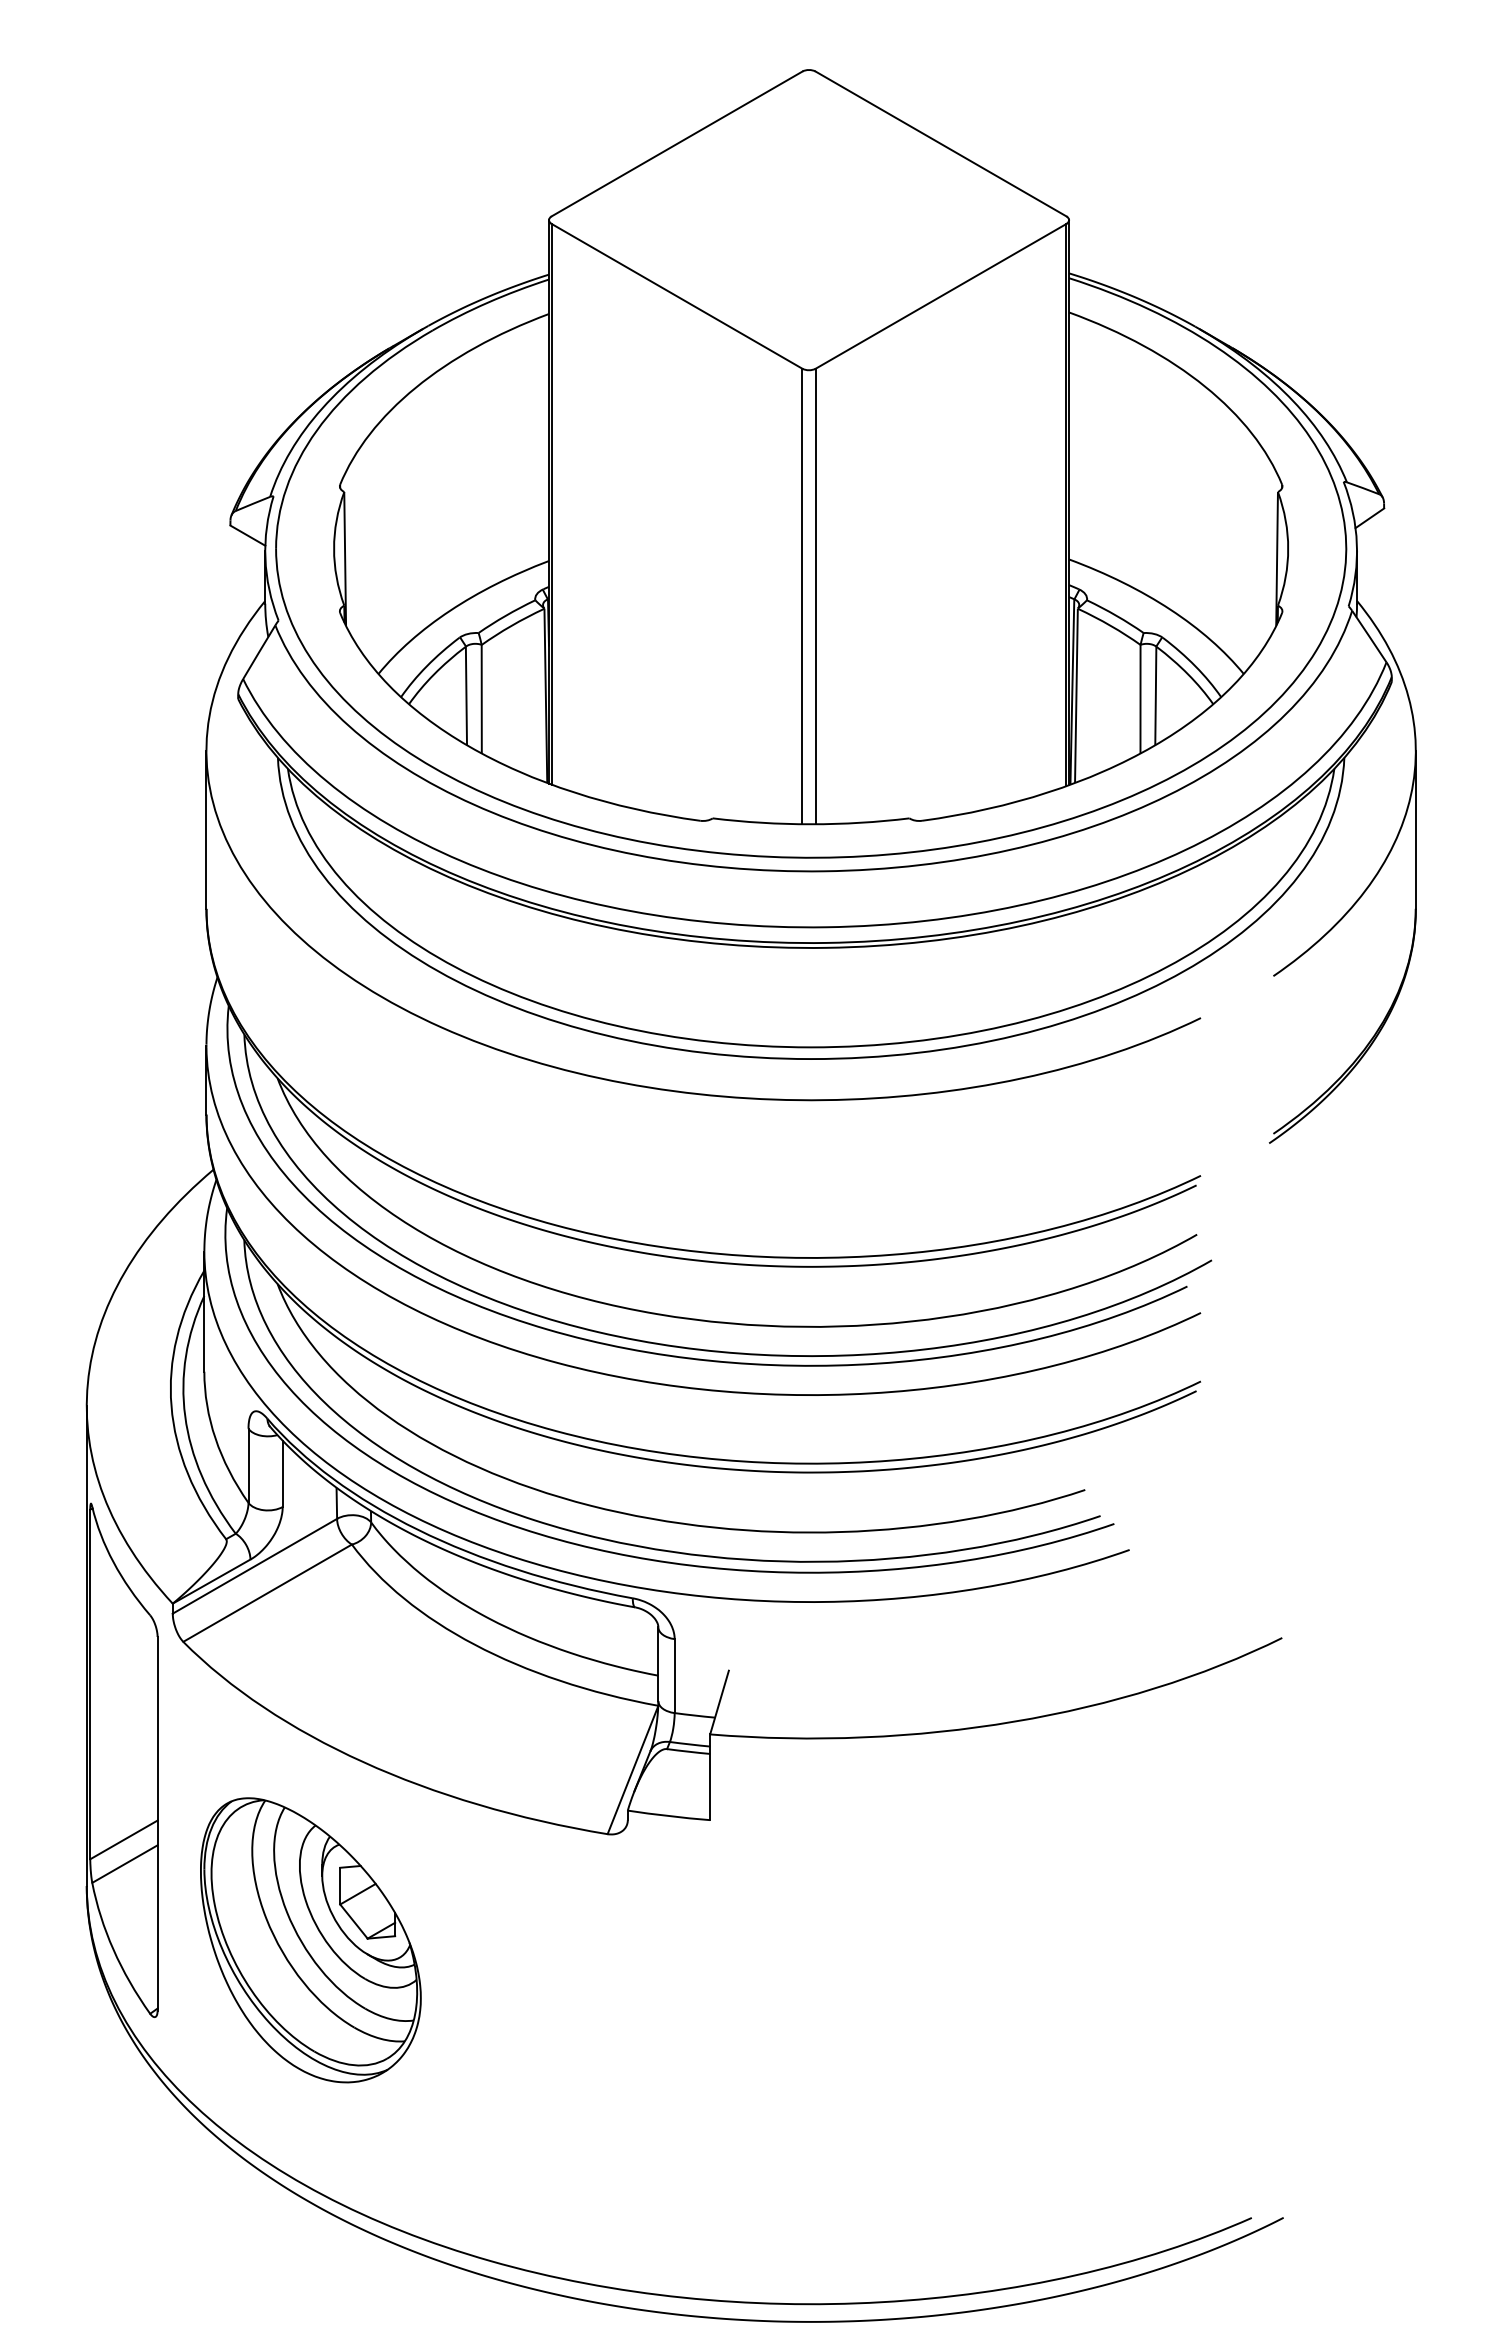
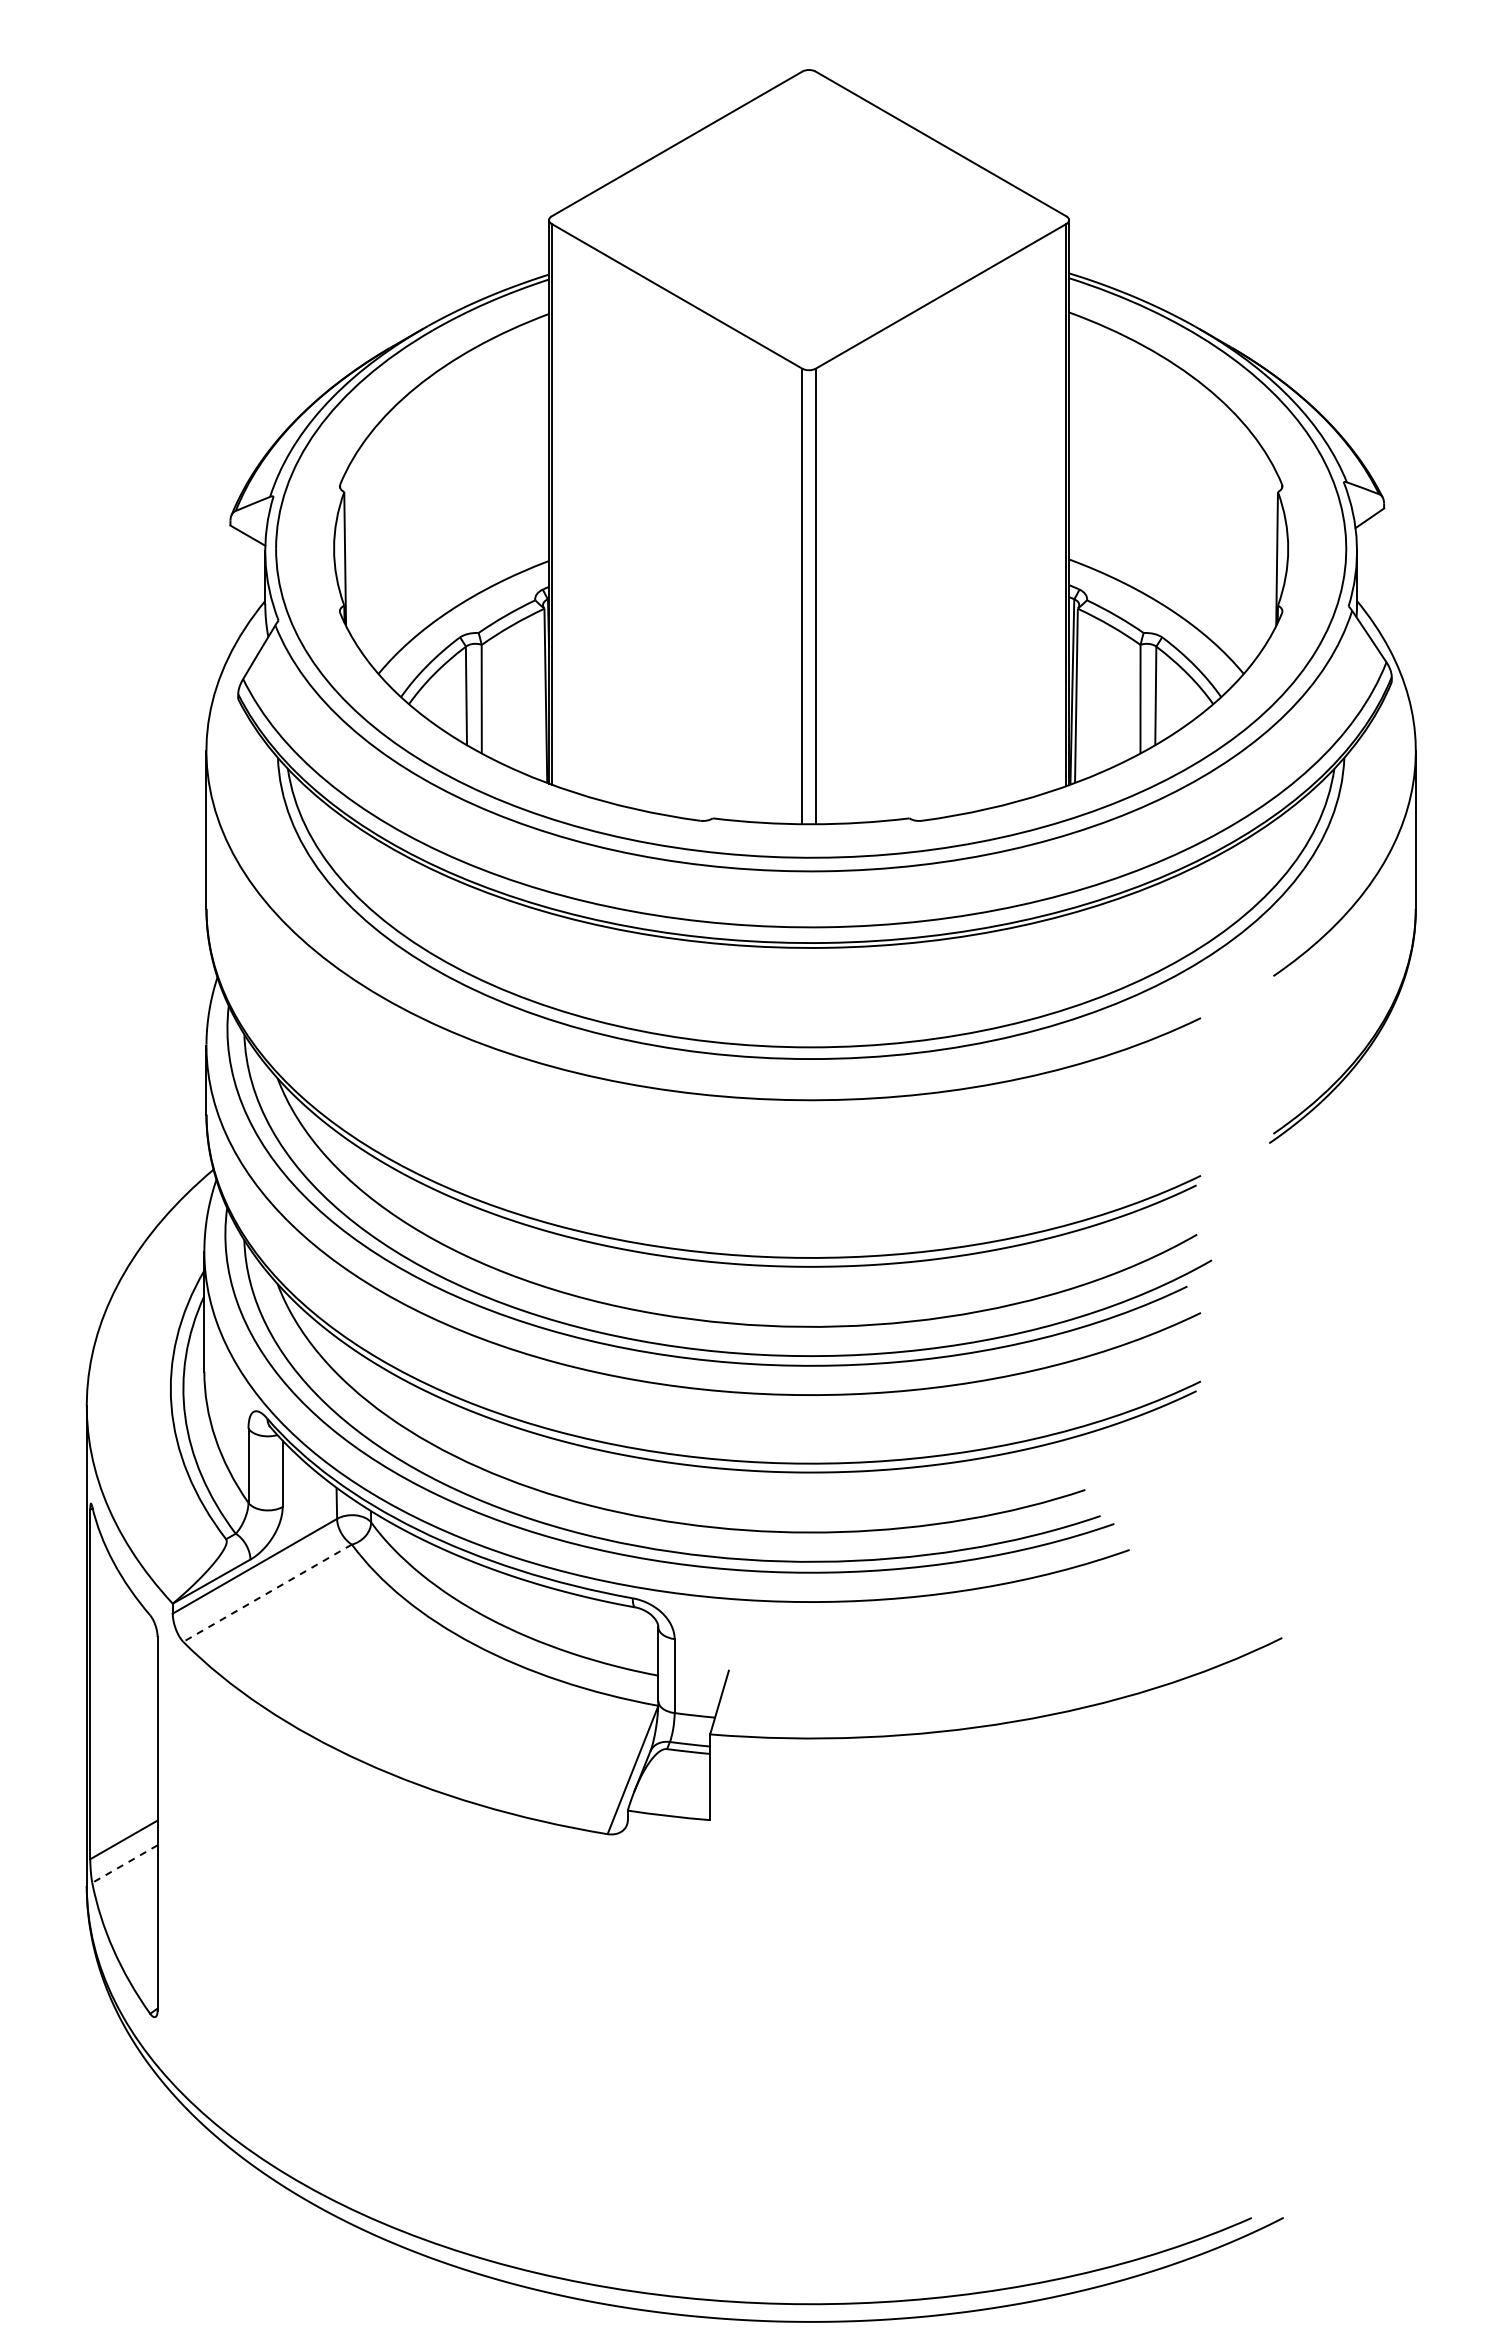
line: solid -> dashed (267, 1593)
line: solid -> dashed (124, 1864)
part: present -> none (310, 1940)
